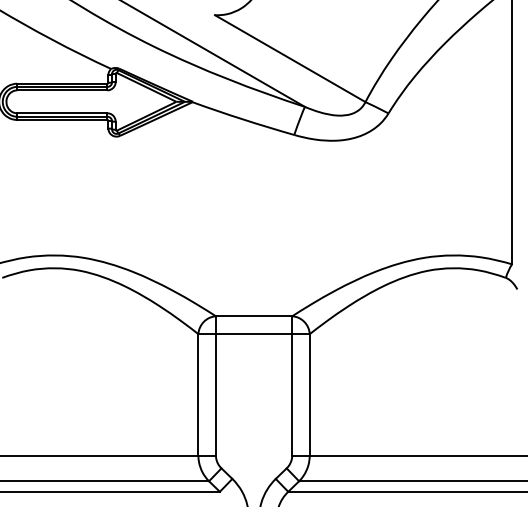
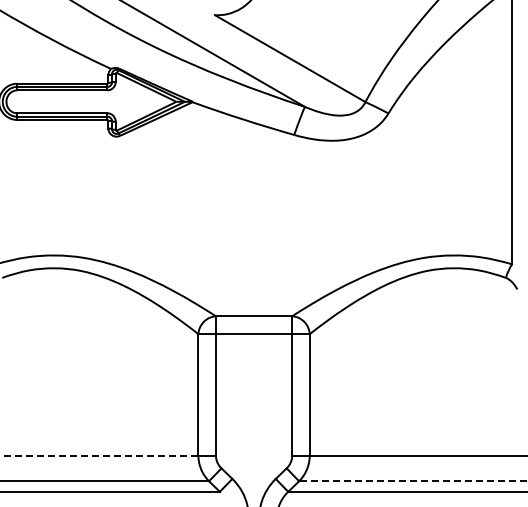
line: solid -> dashed (99, 455)
line: solid -> dashed (412, 481)
